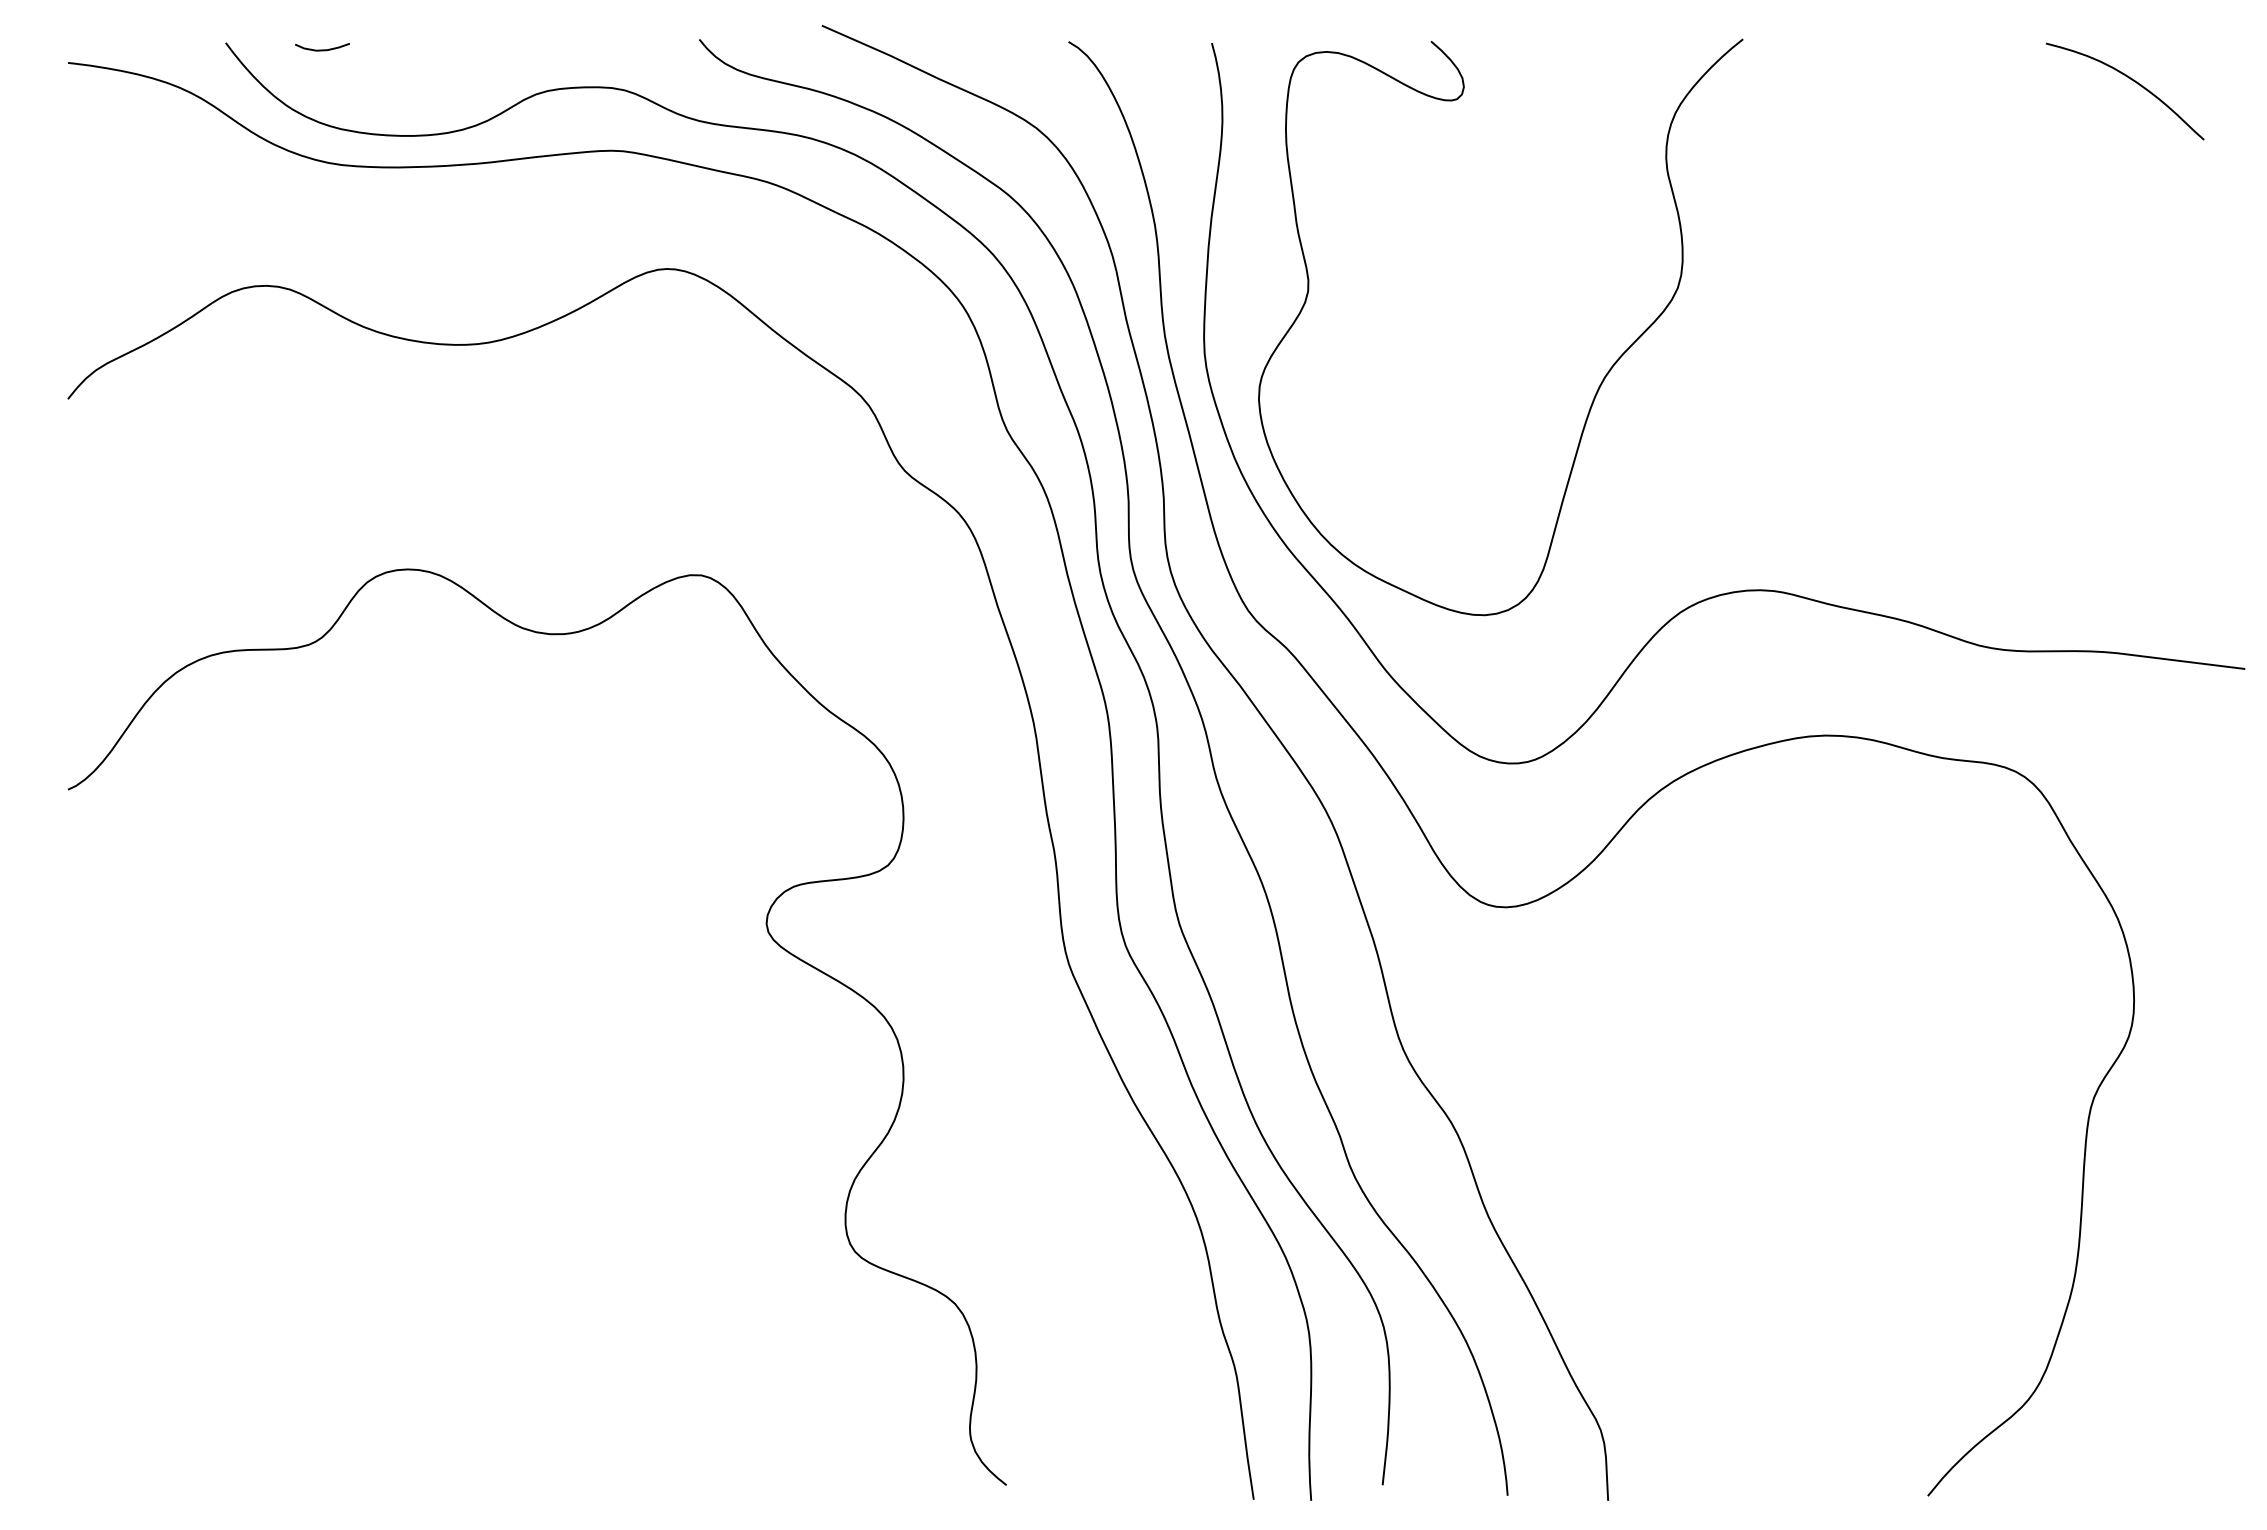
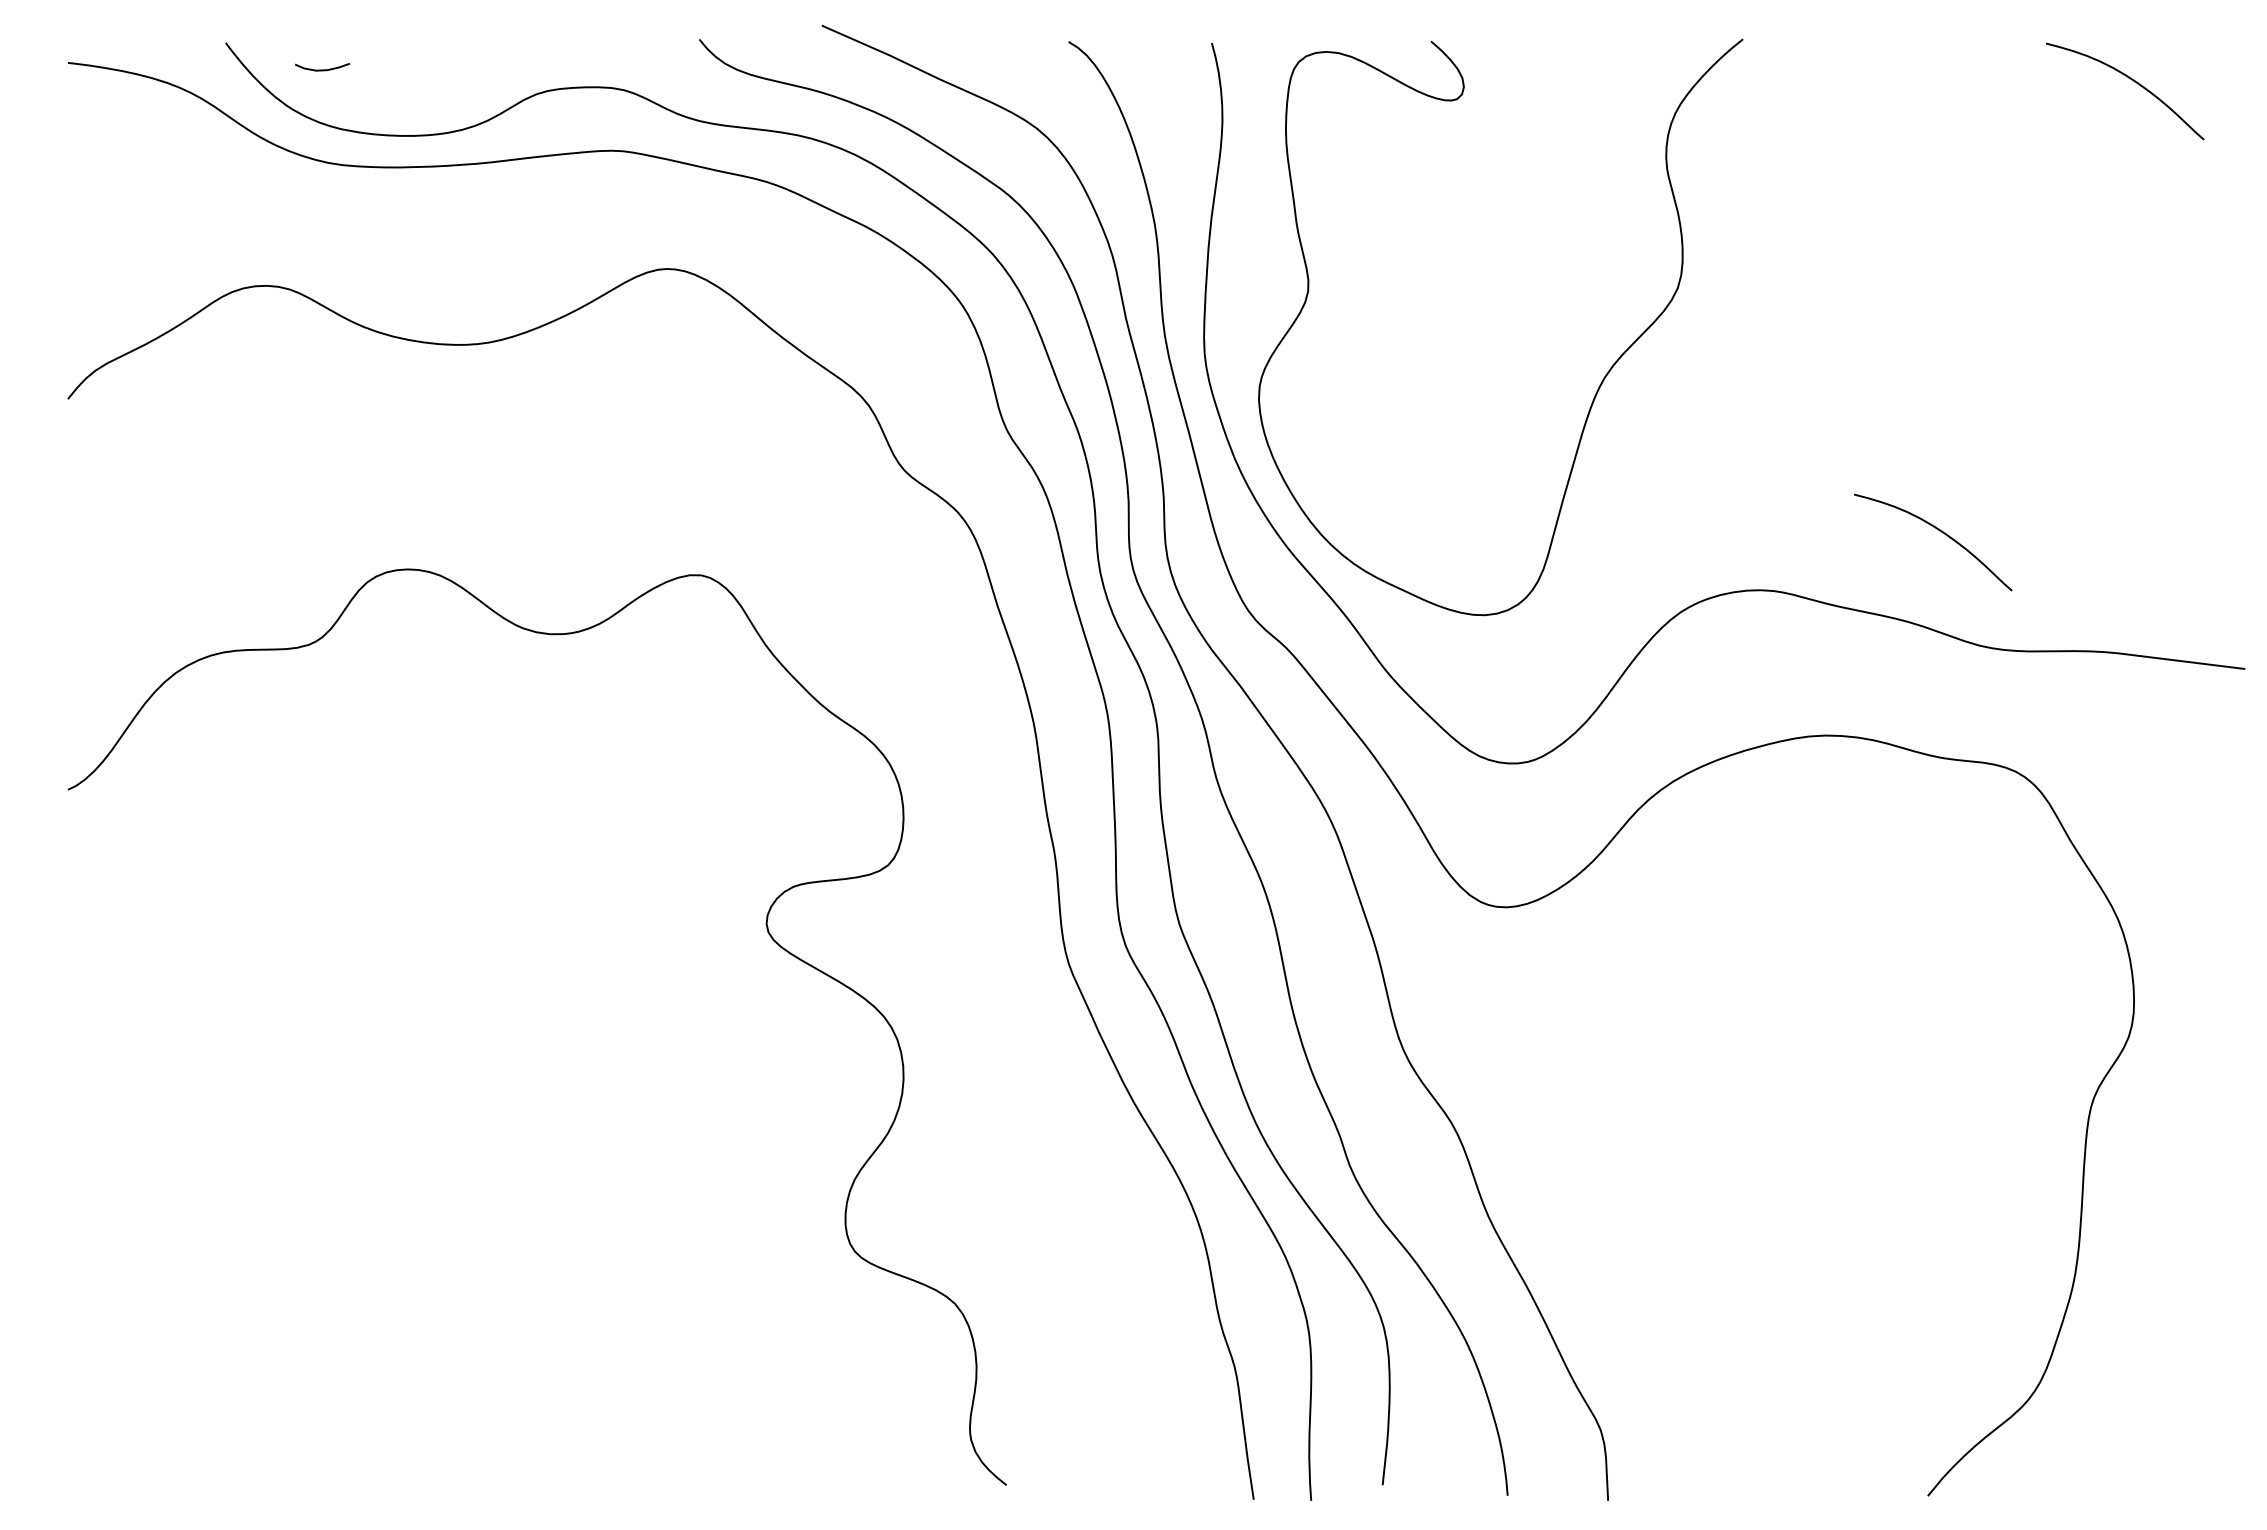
curve position: (322, 49) -> (322, 69) (322, 69)
curve: none -> present (1939, 531)
